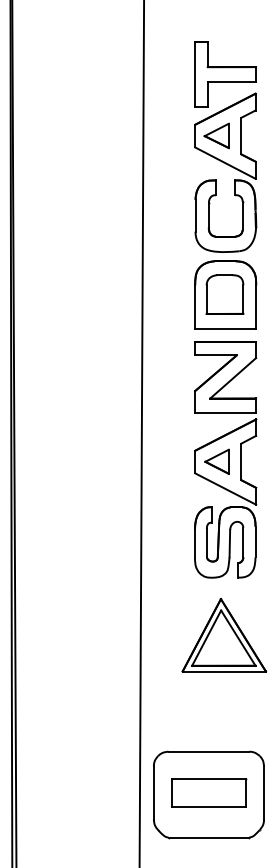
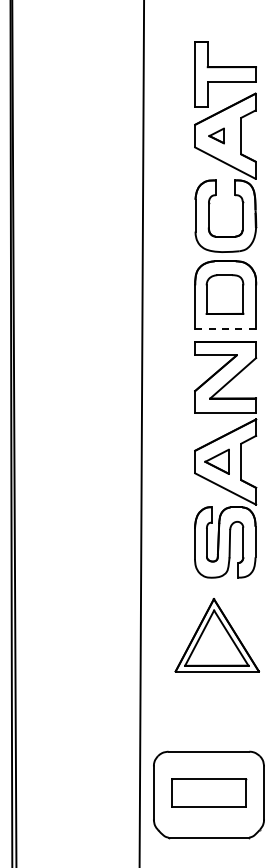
part size: 27x28 px -> 17x18 px (216, 135)
line: solid -> dashed (226, 328)
part position: (223, 635) -> (216, 635) (216, 635)
